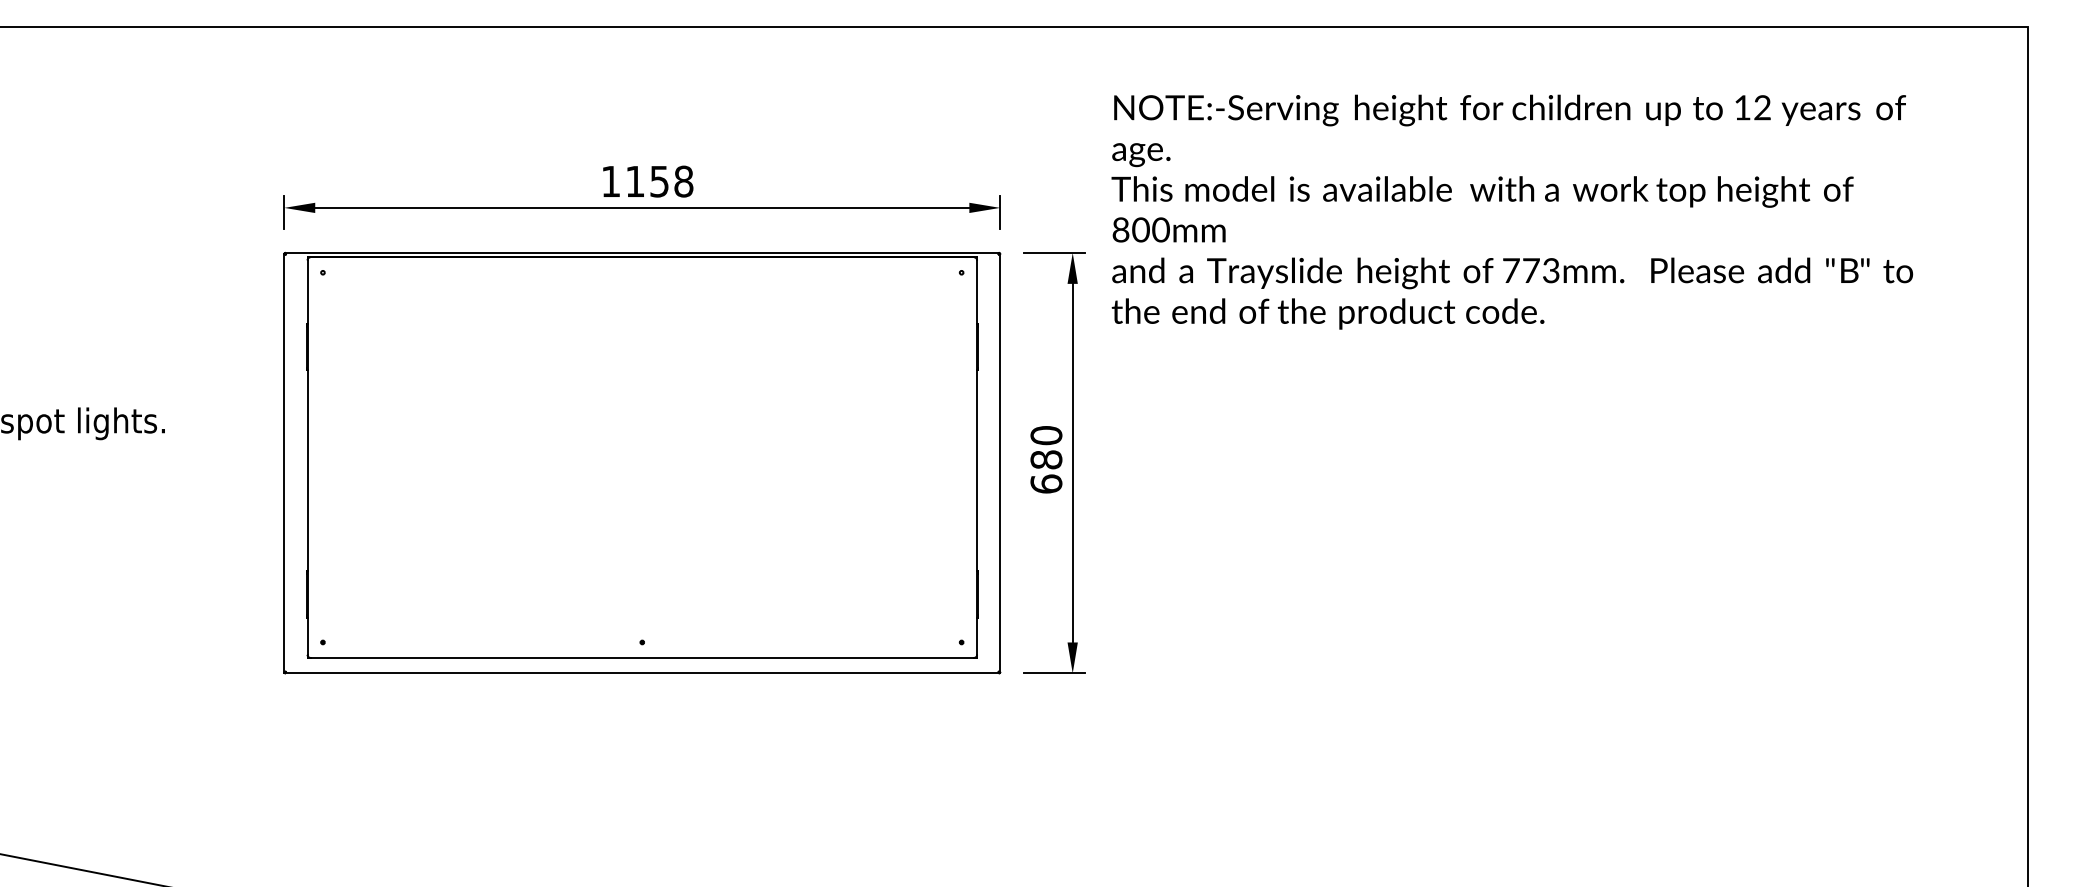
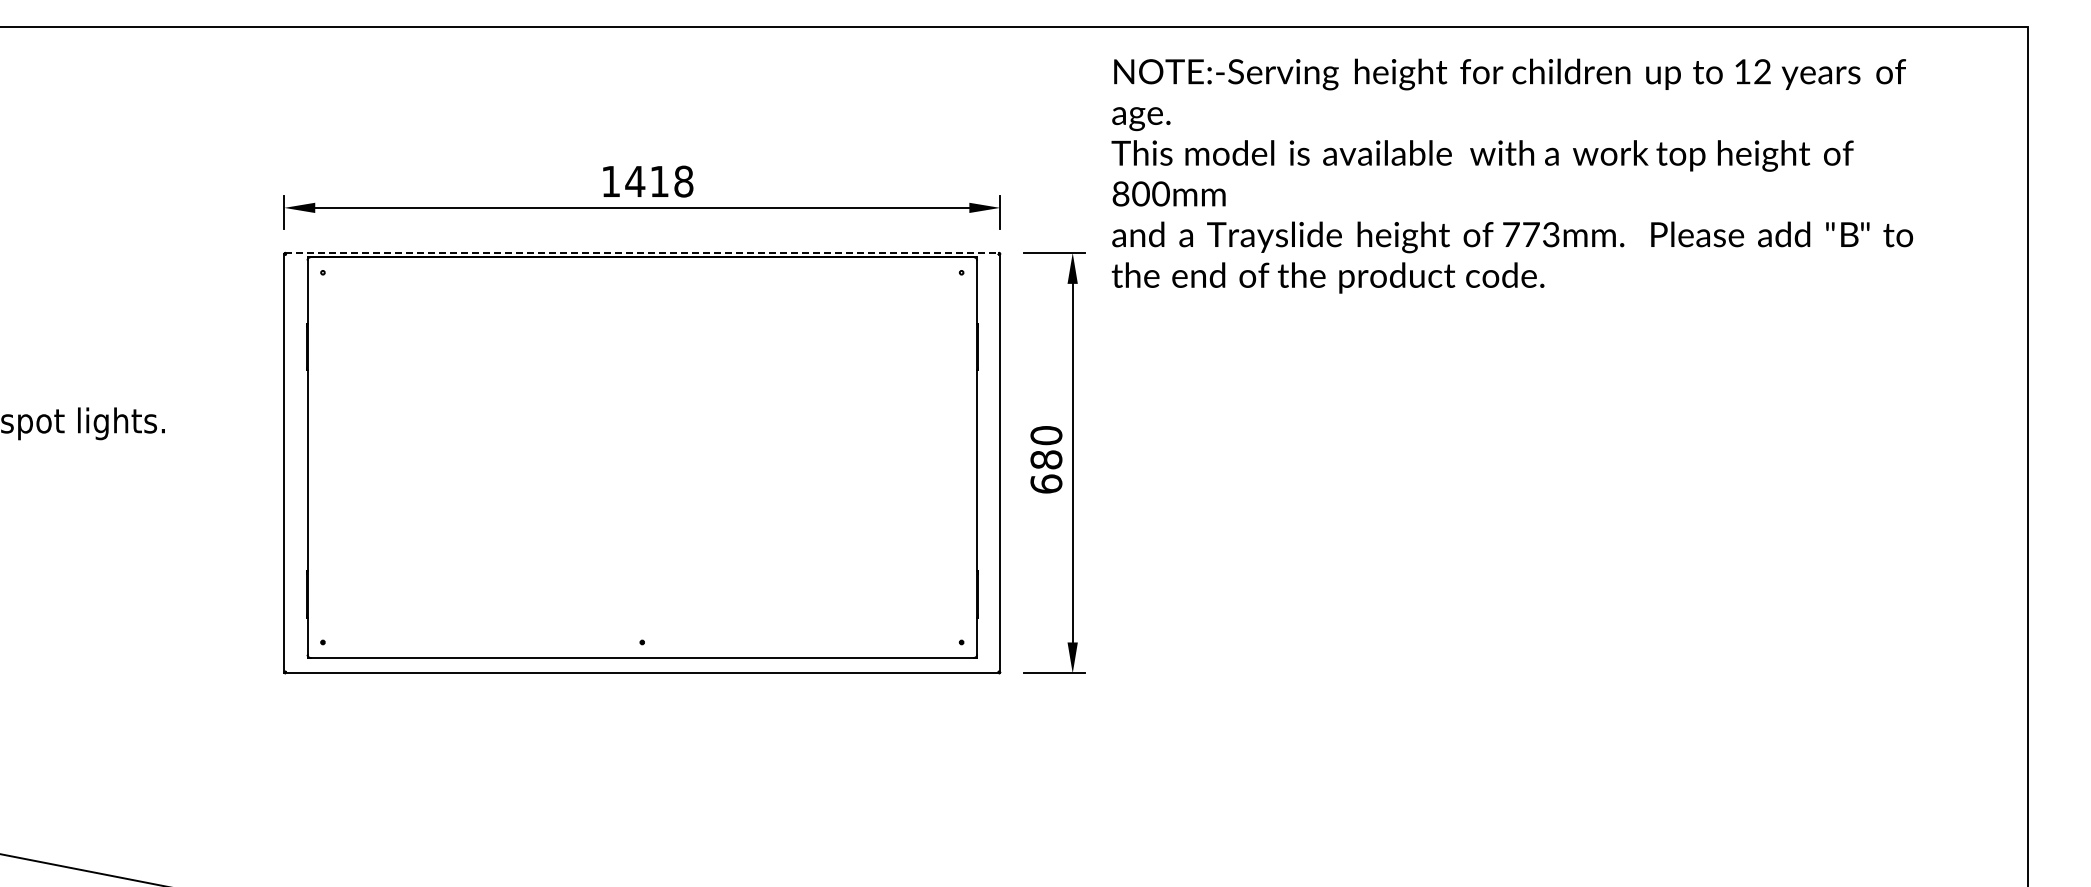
text: 1158 -> 1418 (646, 181)
text position: (1512, 211) -> (1512, 175) (1512, 175)
line: solid -> dashed (642, 252)
